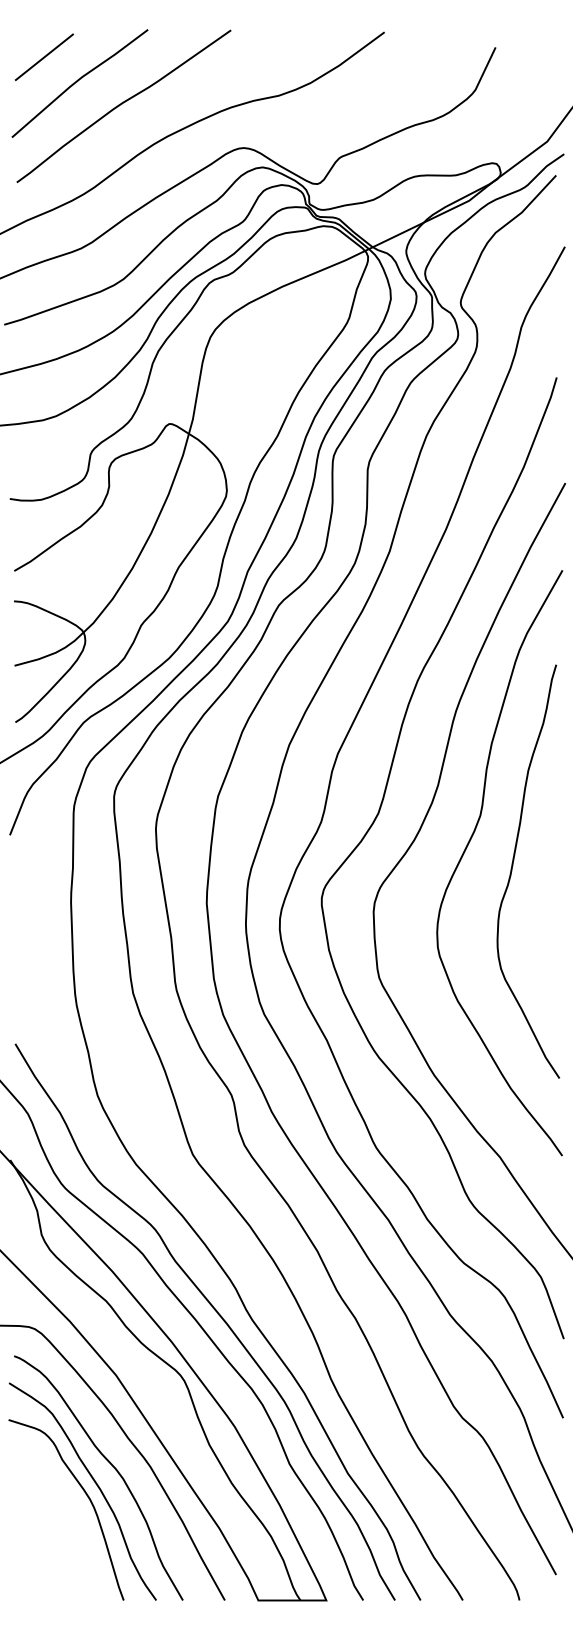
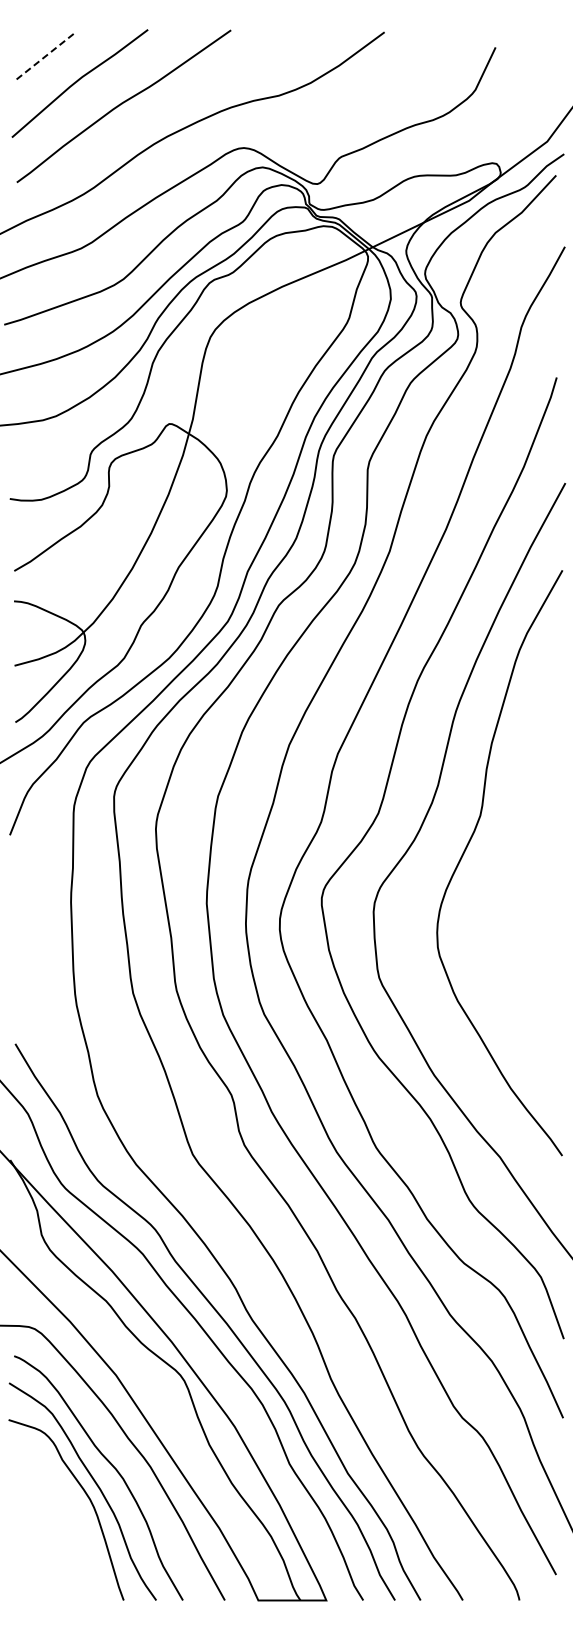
line: solid -> dashed (44, 57)
curve: present -> none (513, 866)
